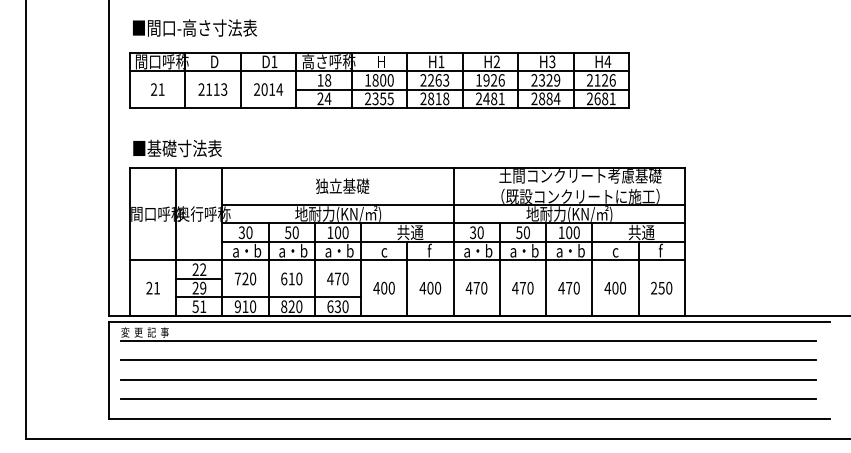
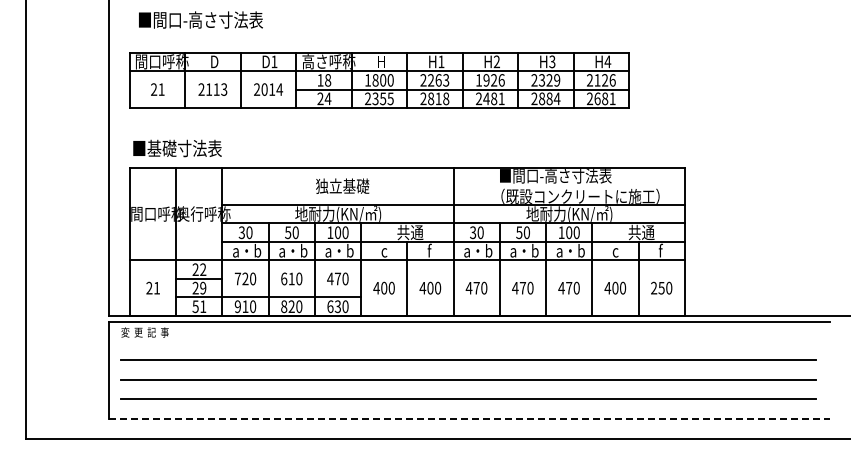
text position: (194, 27) -> (200, 19) (200, 19)
text: 土間コンクリート考慮基礎 -> ■間口-高さ寸法表 (580, 176)
line: present -> none (468, 340)
line: solid -> dashed (469, 418)
